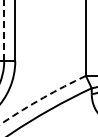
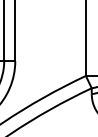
line: dashed -> solid (4, 30)
arc: dashed -> solid (41, 98)
